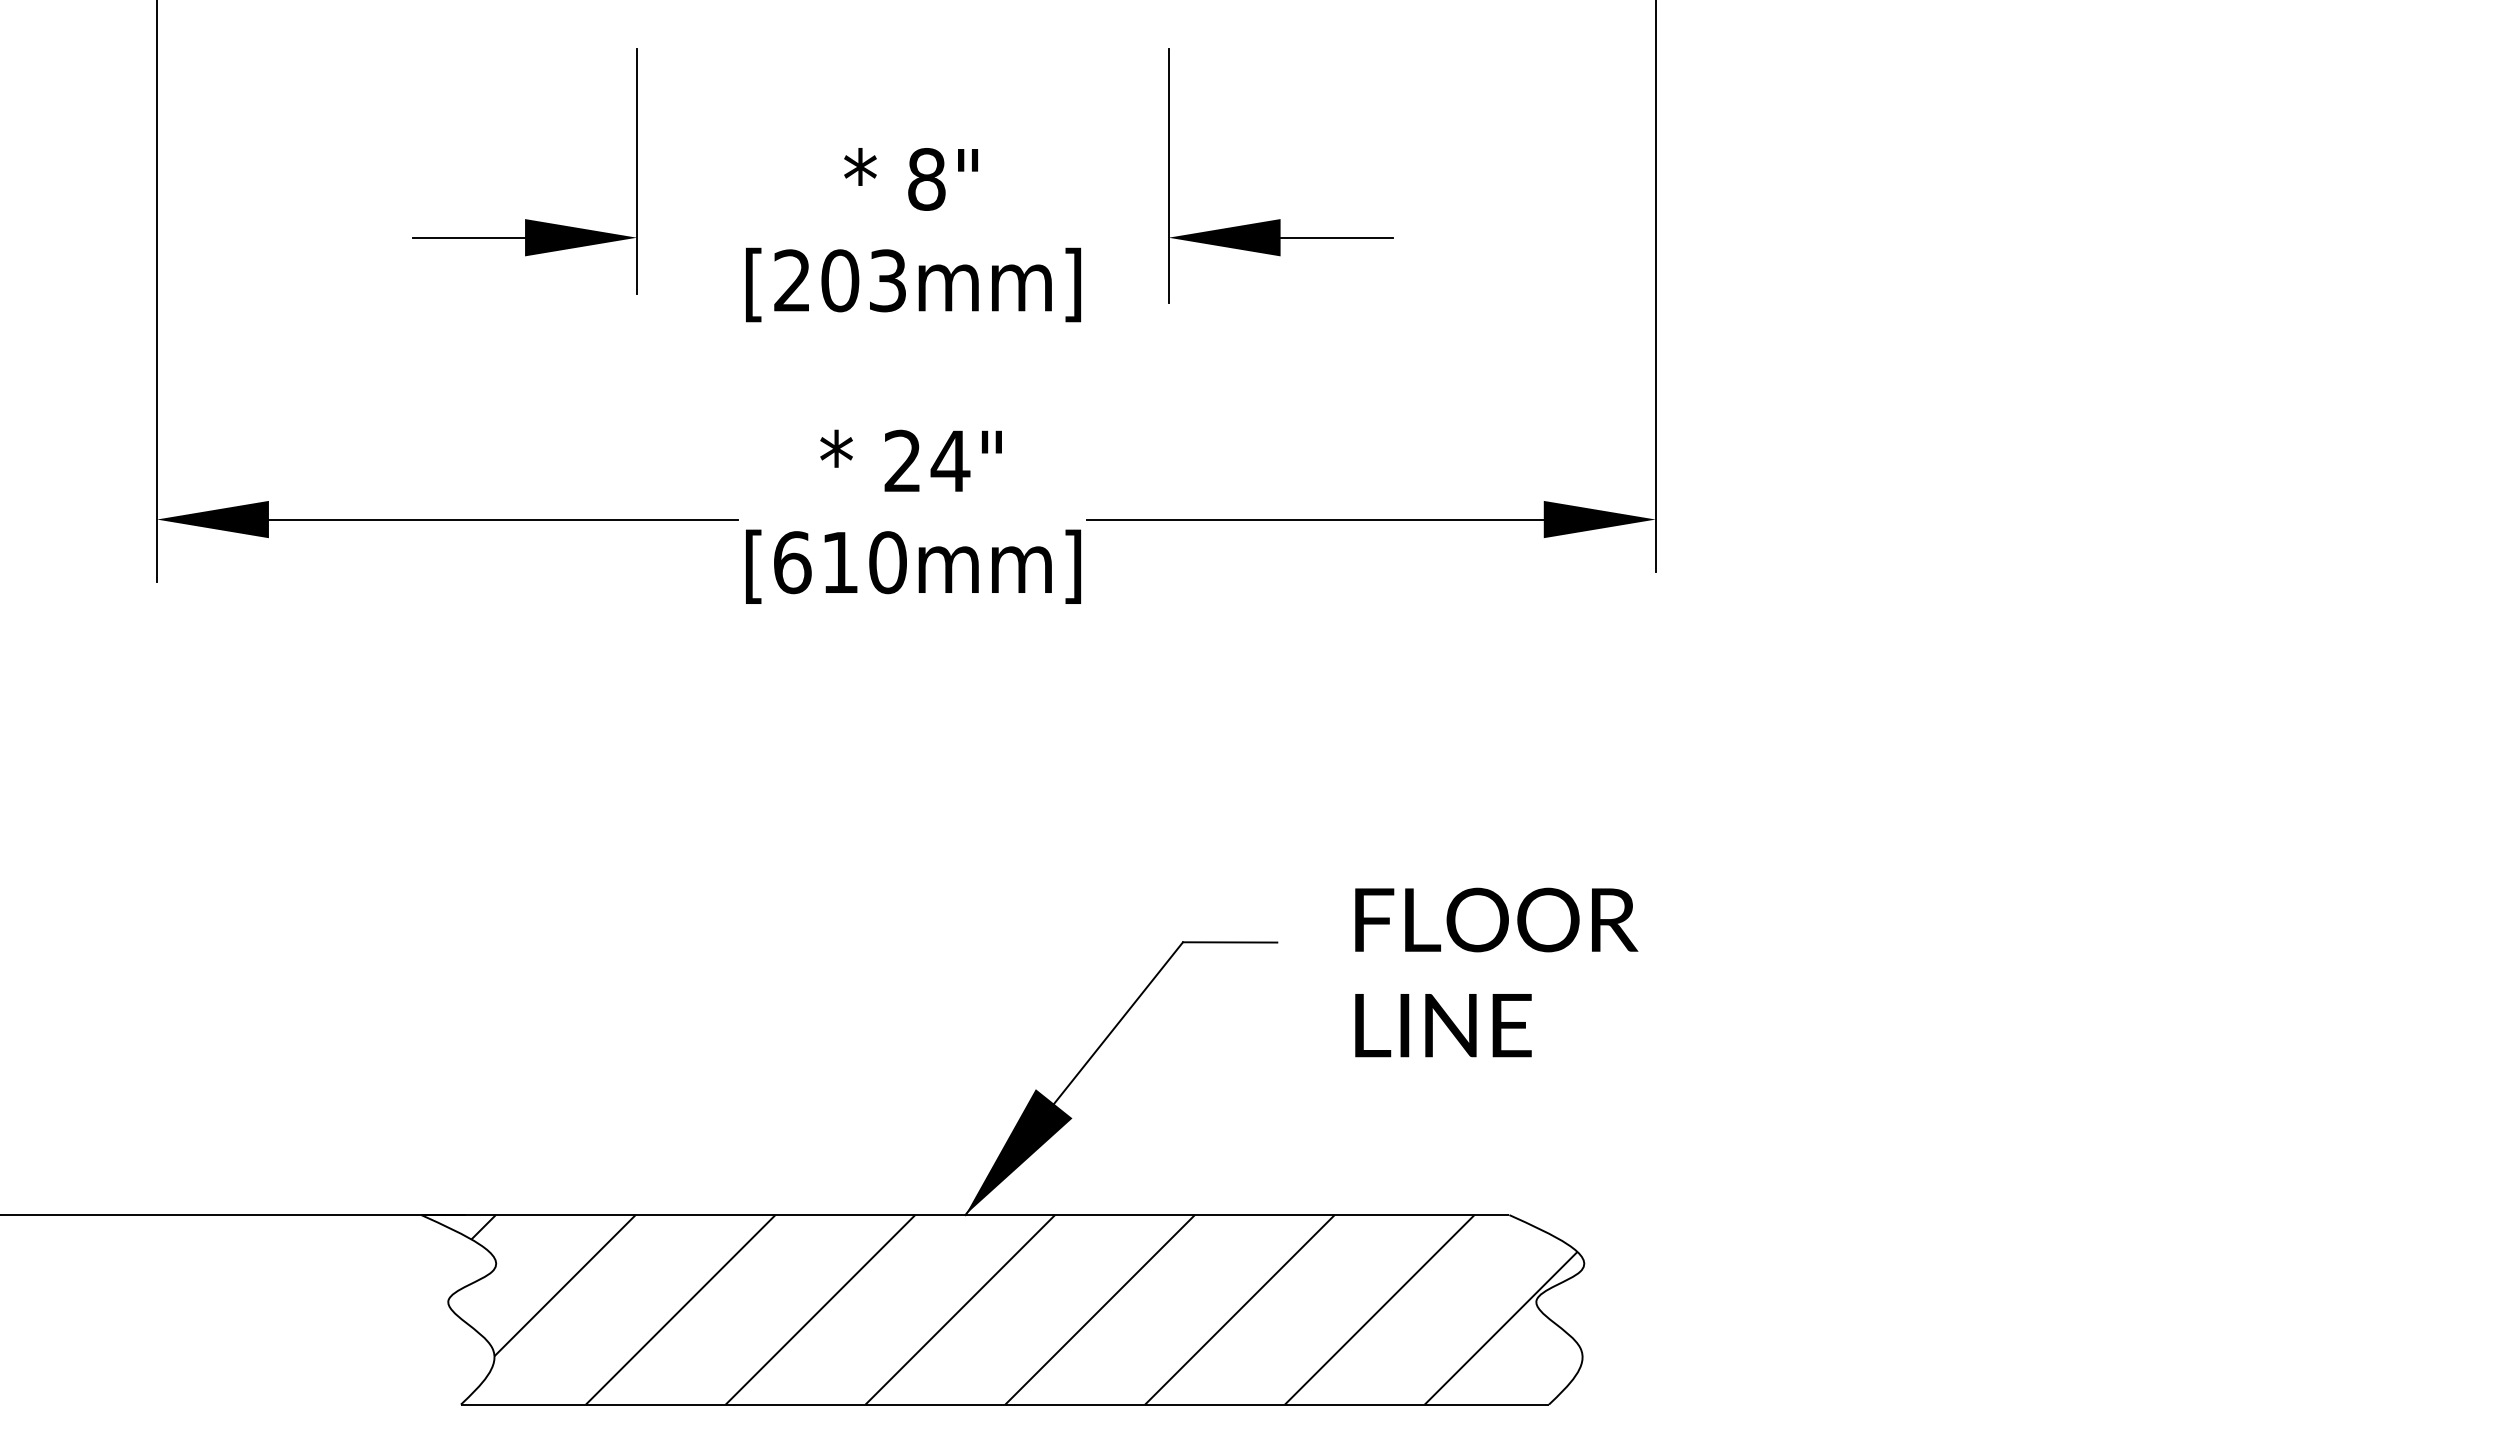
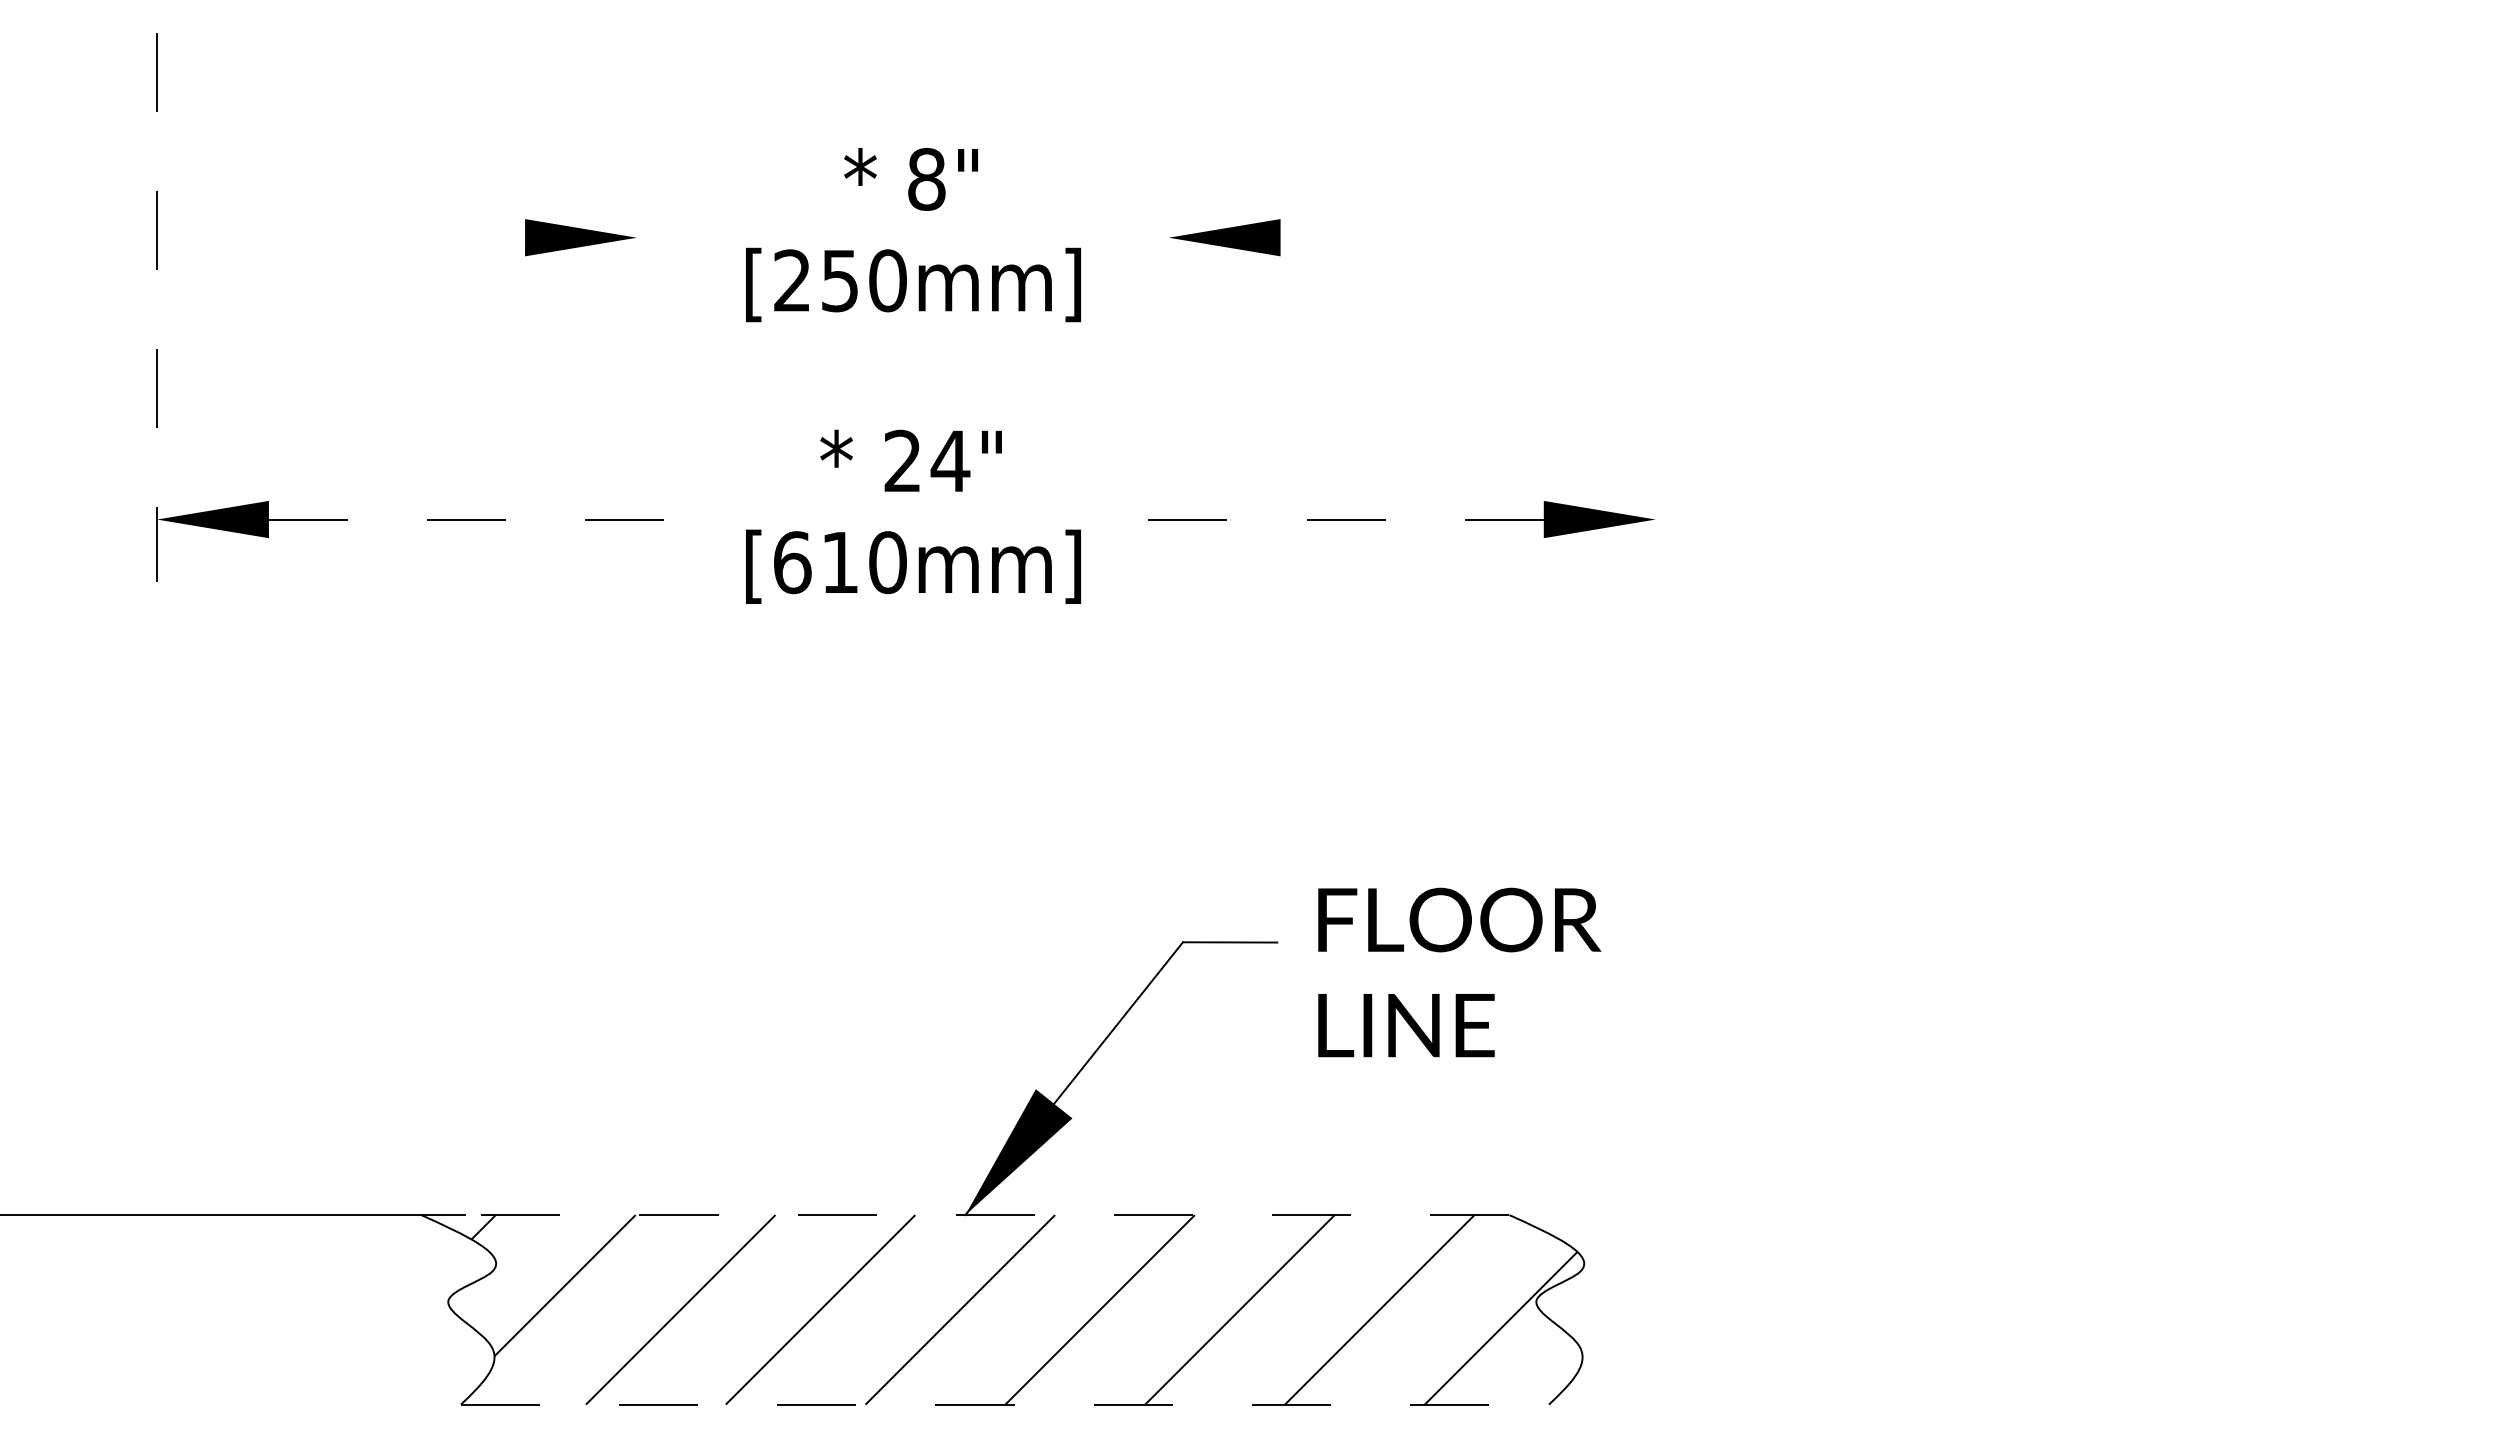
line: present -> none (636, 171)
line: present -> none (1168, 176)
line: present -> none (469, 237)
line: present -> none (1336, 237)
text: [203mm] -> [250mm] (863, 280)
line: present -> none (1655, 287)
line: solid -> dashed (157, 291)
line: solid -> dashed (503, 519)
line: solid -> dashed (1314, 519)
text position: (1496, 972) -> (1459, 972) (1459, 972)
line: solid -> dashed (964, 1215)
line: solid -> dashed (1005, 1404)
